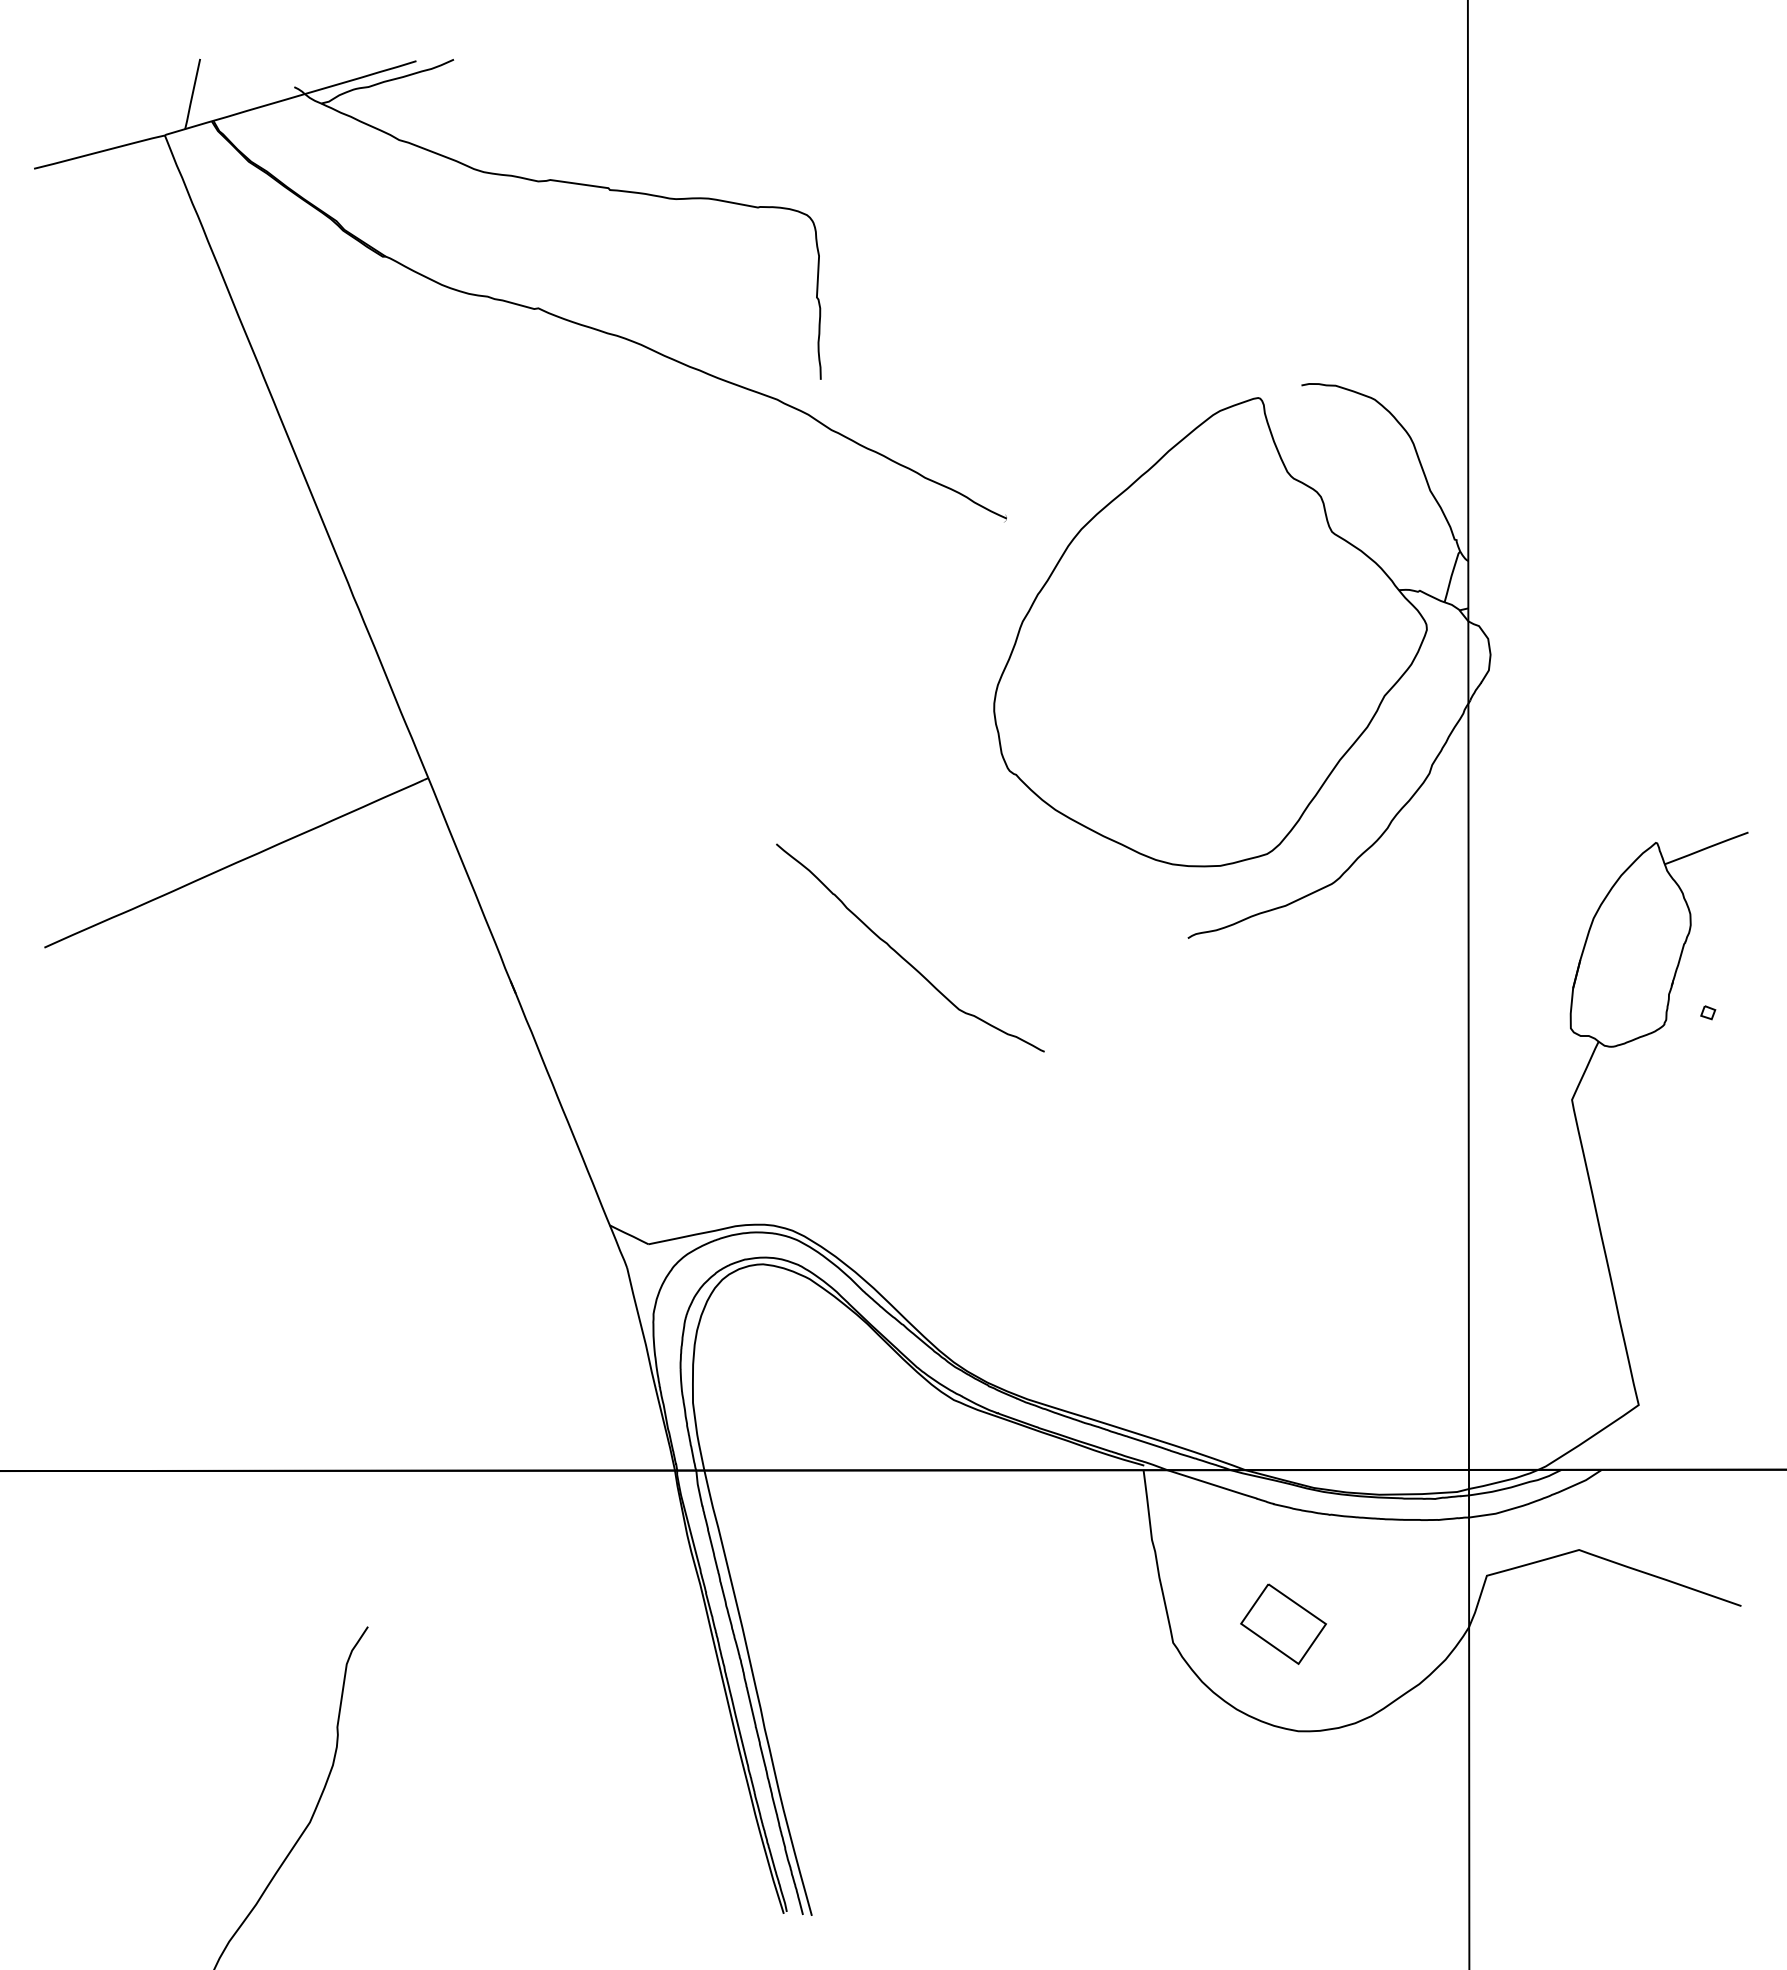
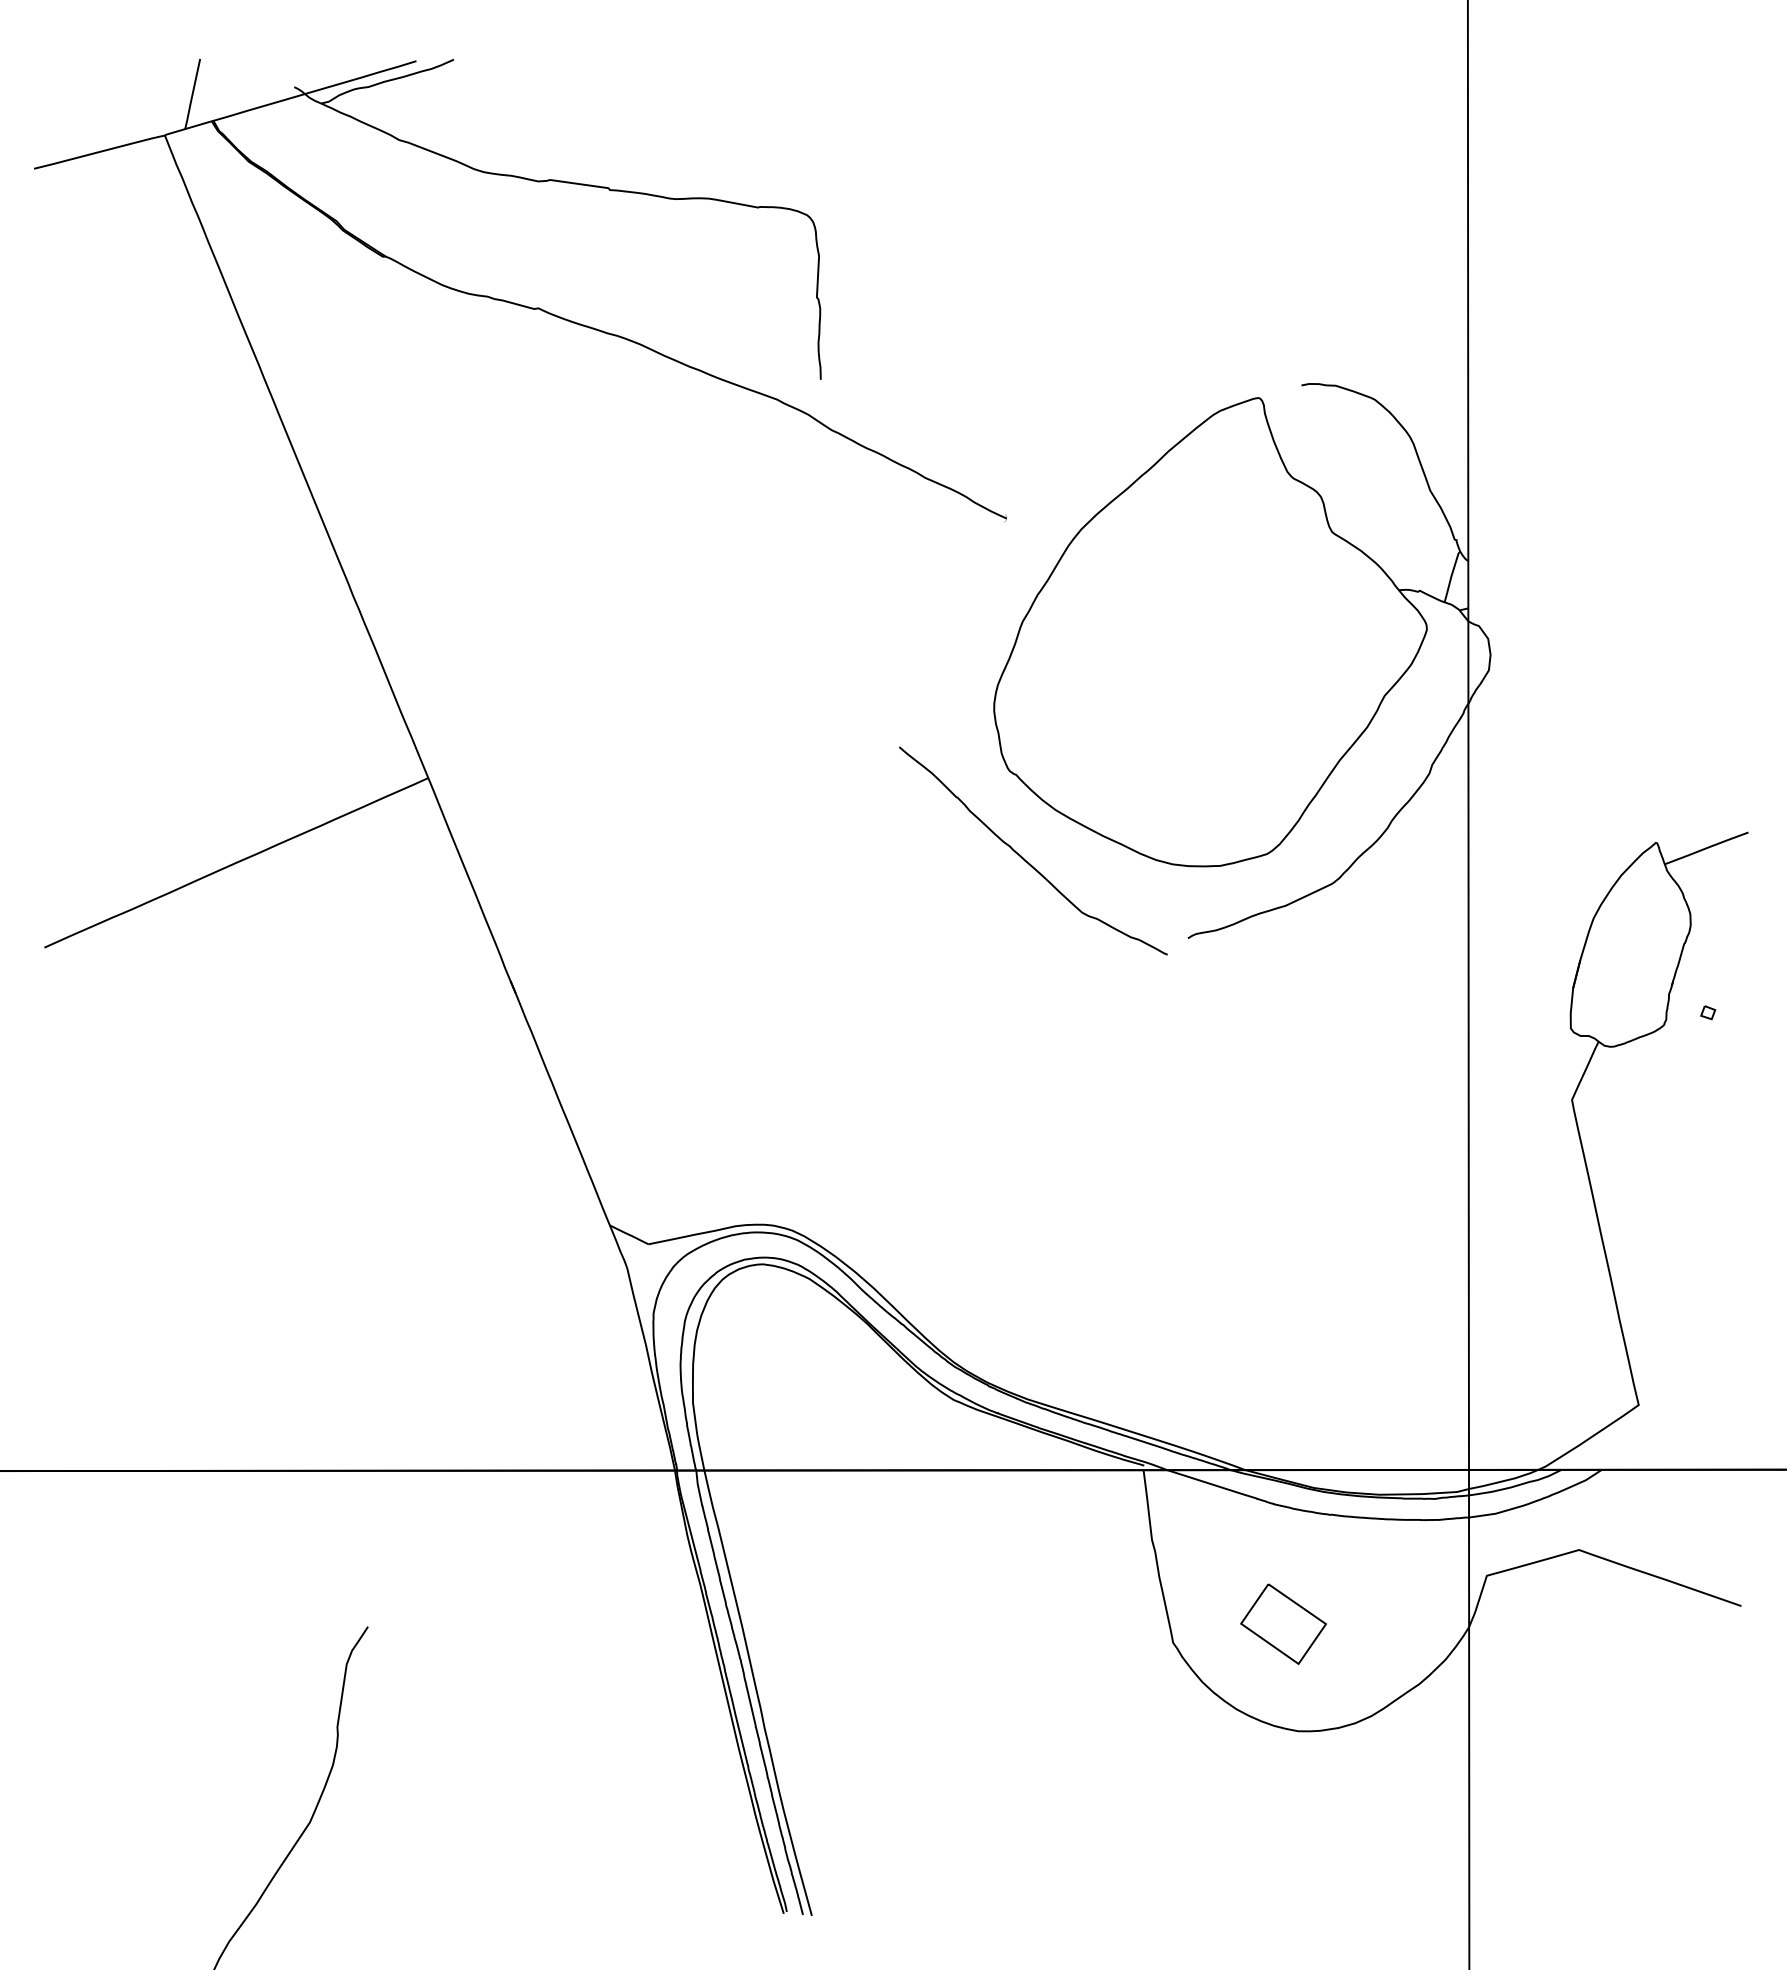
curve position: (901, 955) -> (1024, 858) (1024, 858)
